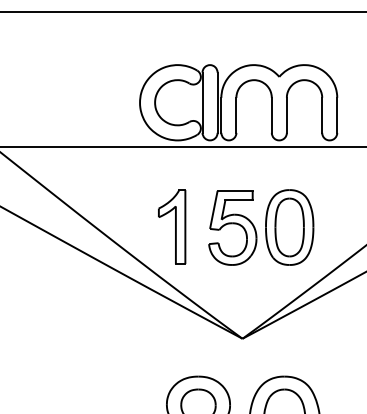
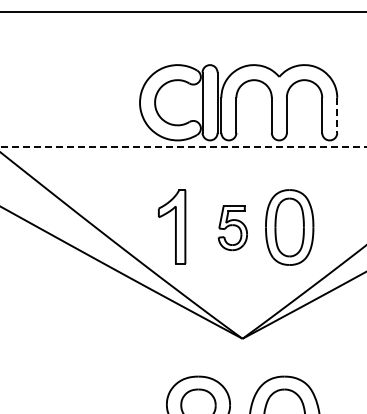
line: solid -> dashed (337, 115)
line: solid -> dashed (183, 146)
part size: 50x76 px -> 31x47 px (232, 228)
